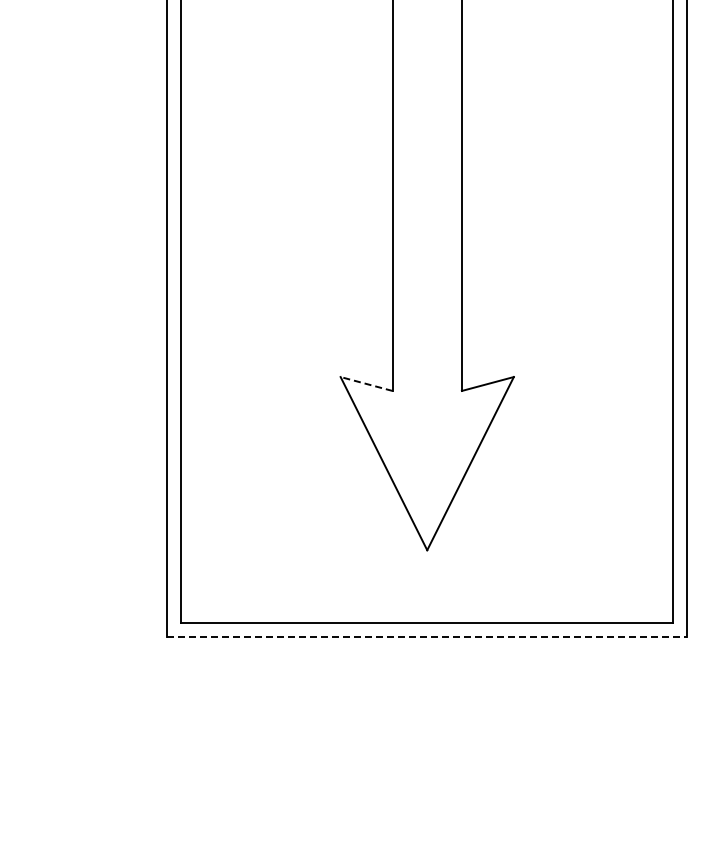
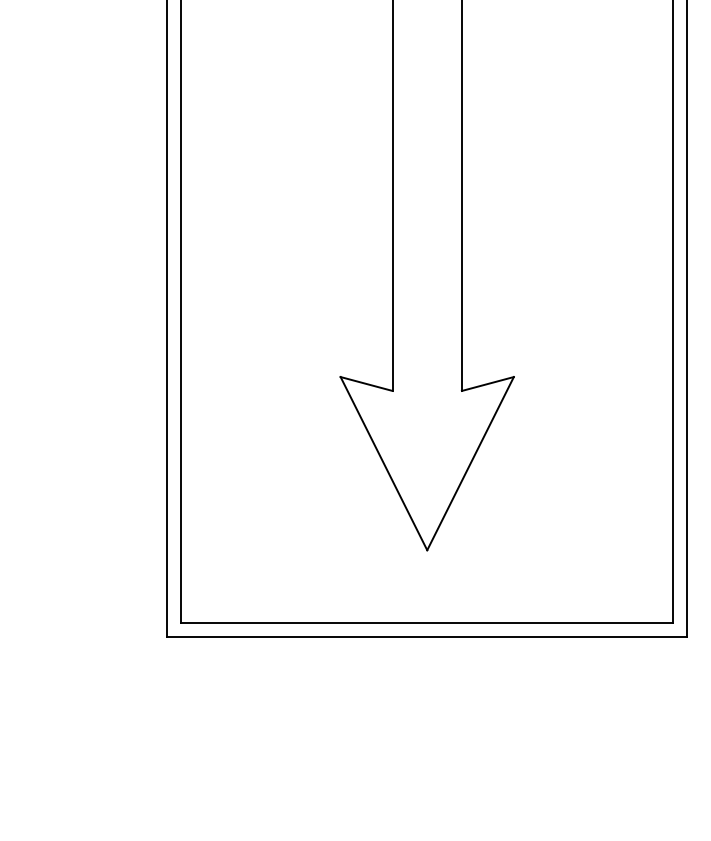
line: dashed -> solid (366, 384)
line: dashed -> solid (427, 636)
